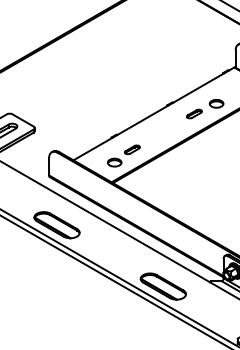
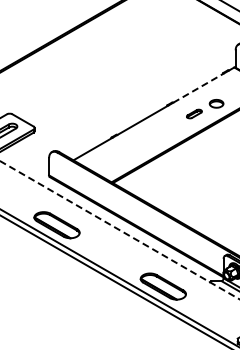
line: solid -> dashed (198, 87)
part: present -> none (123, 155)
line: solid -> dashed (119, 230)
